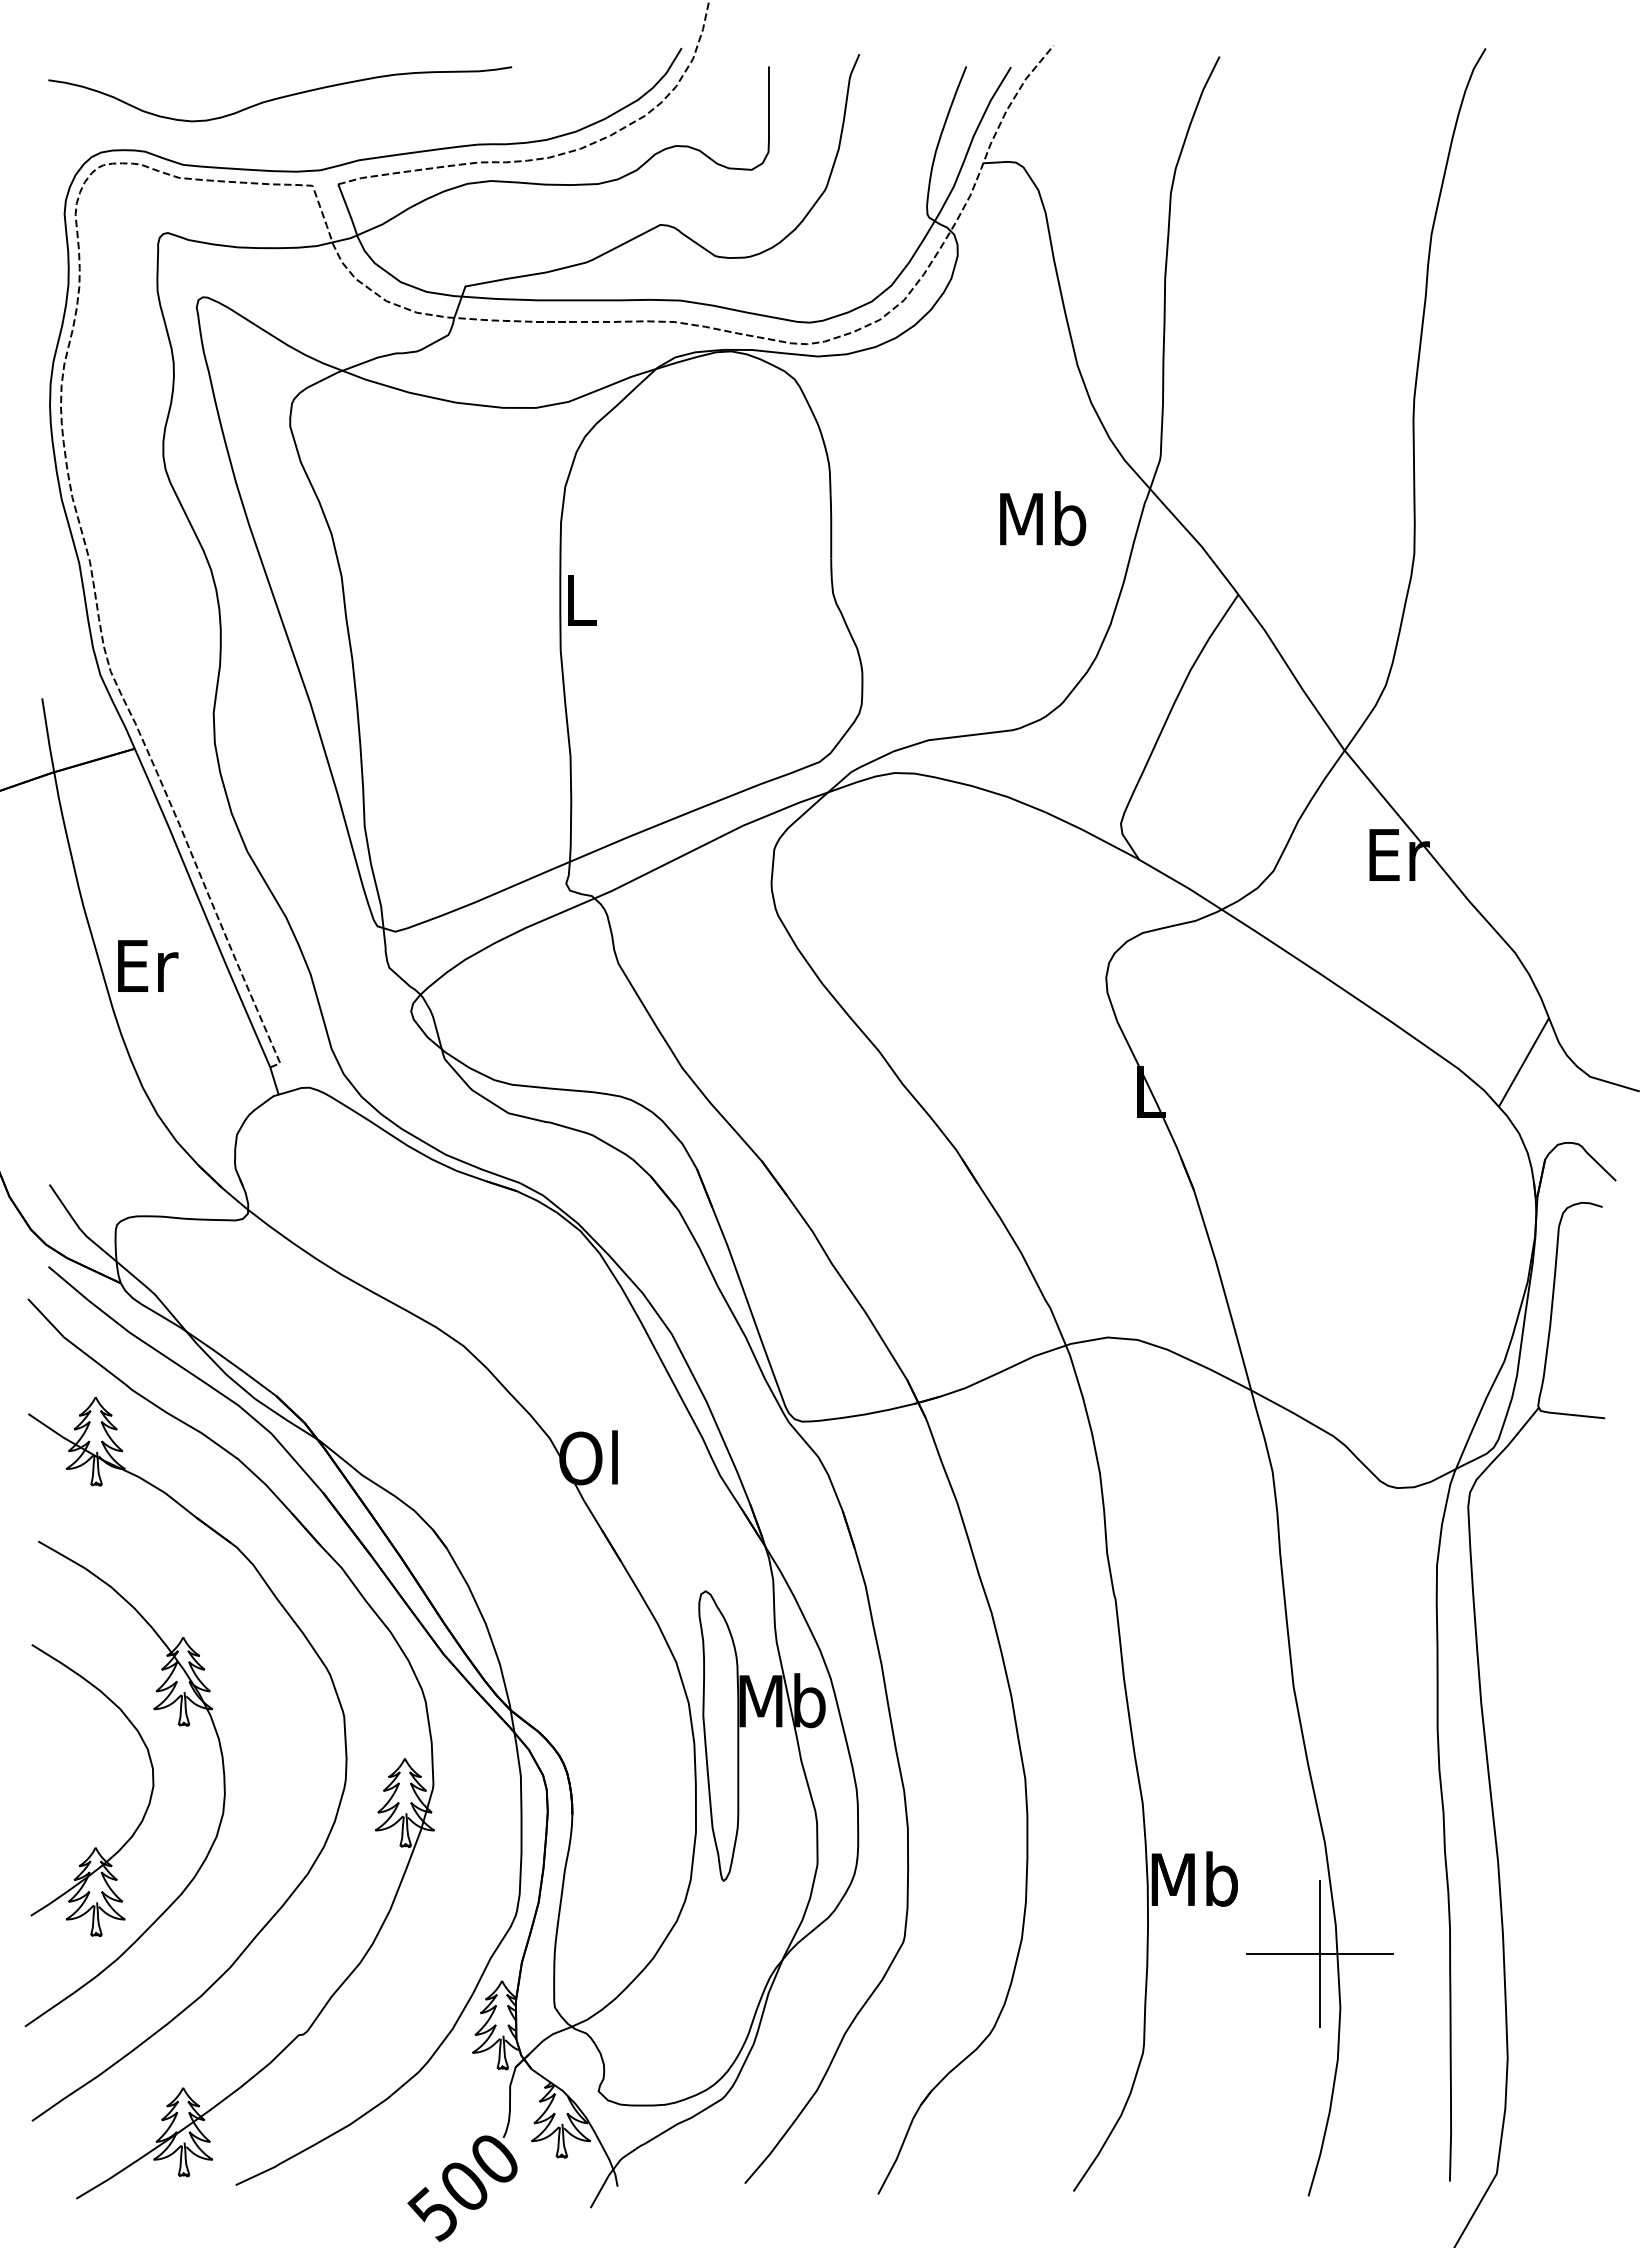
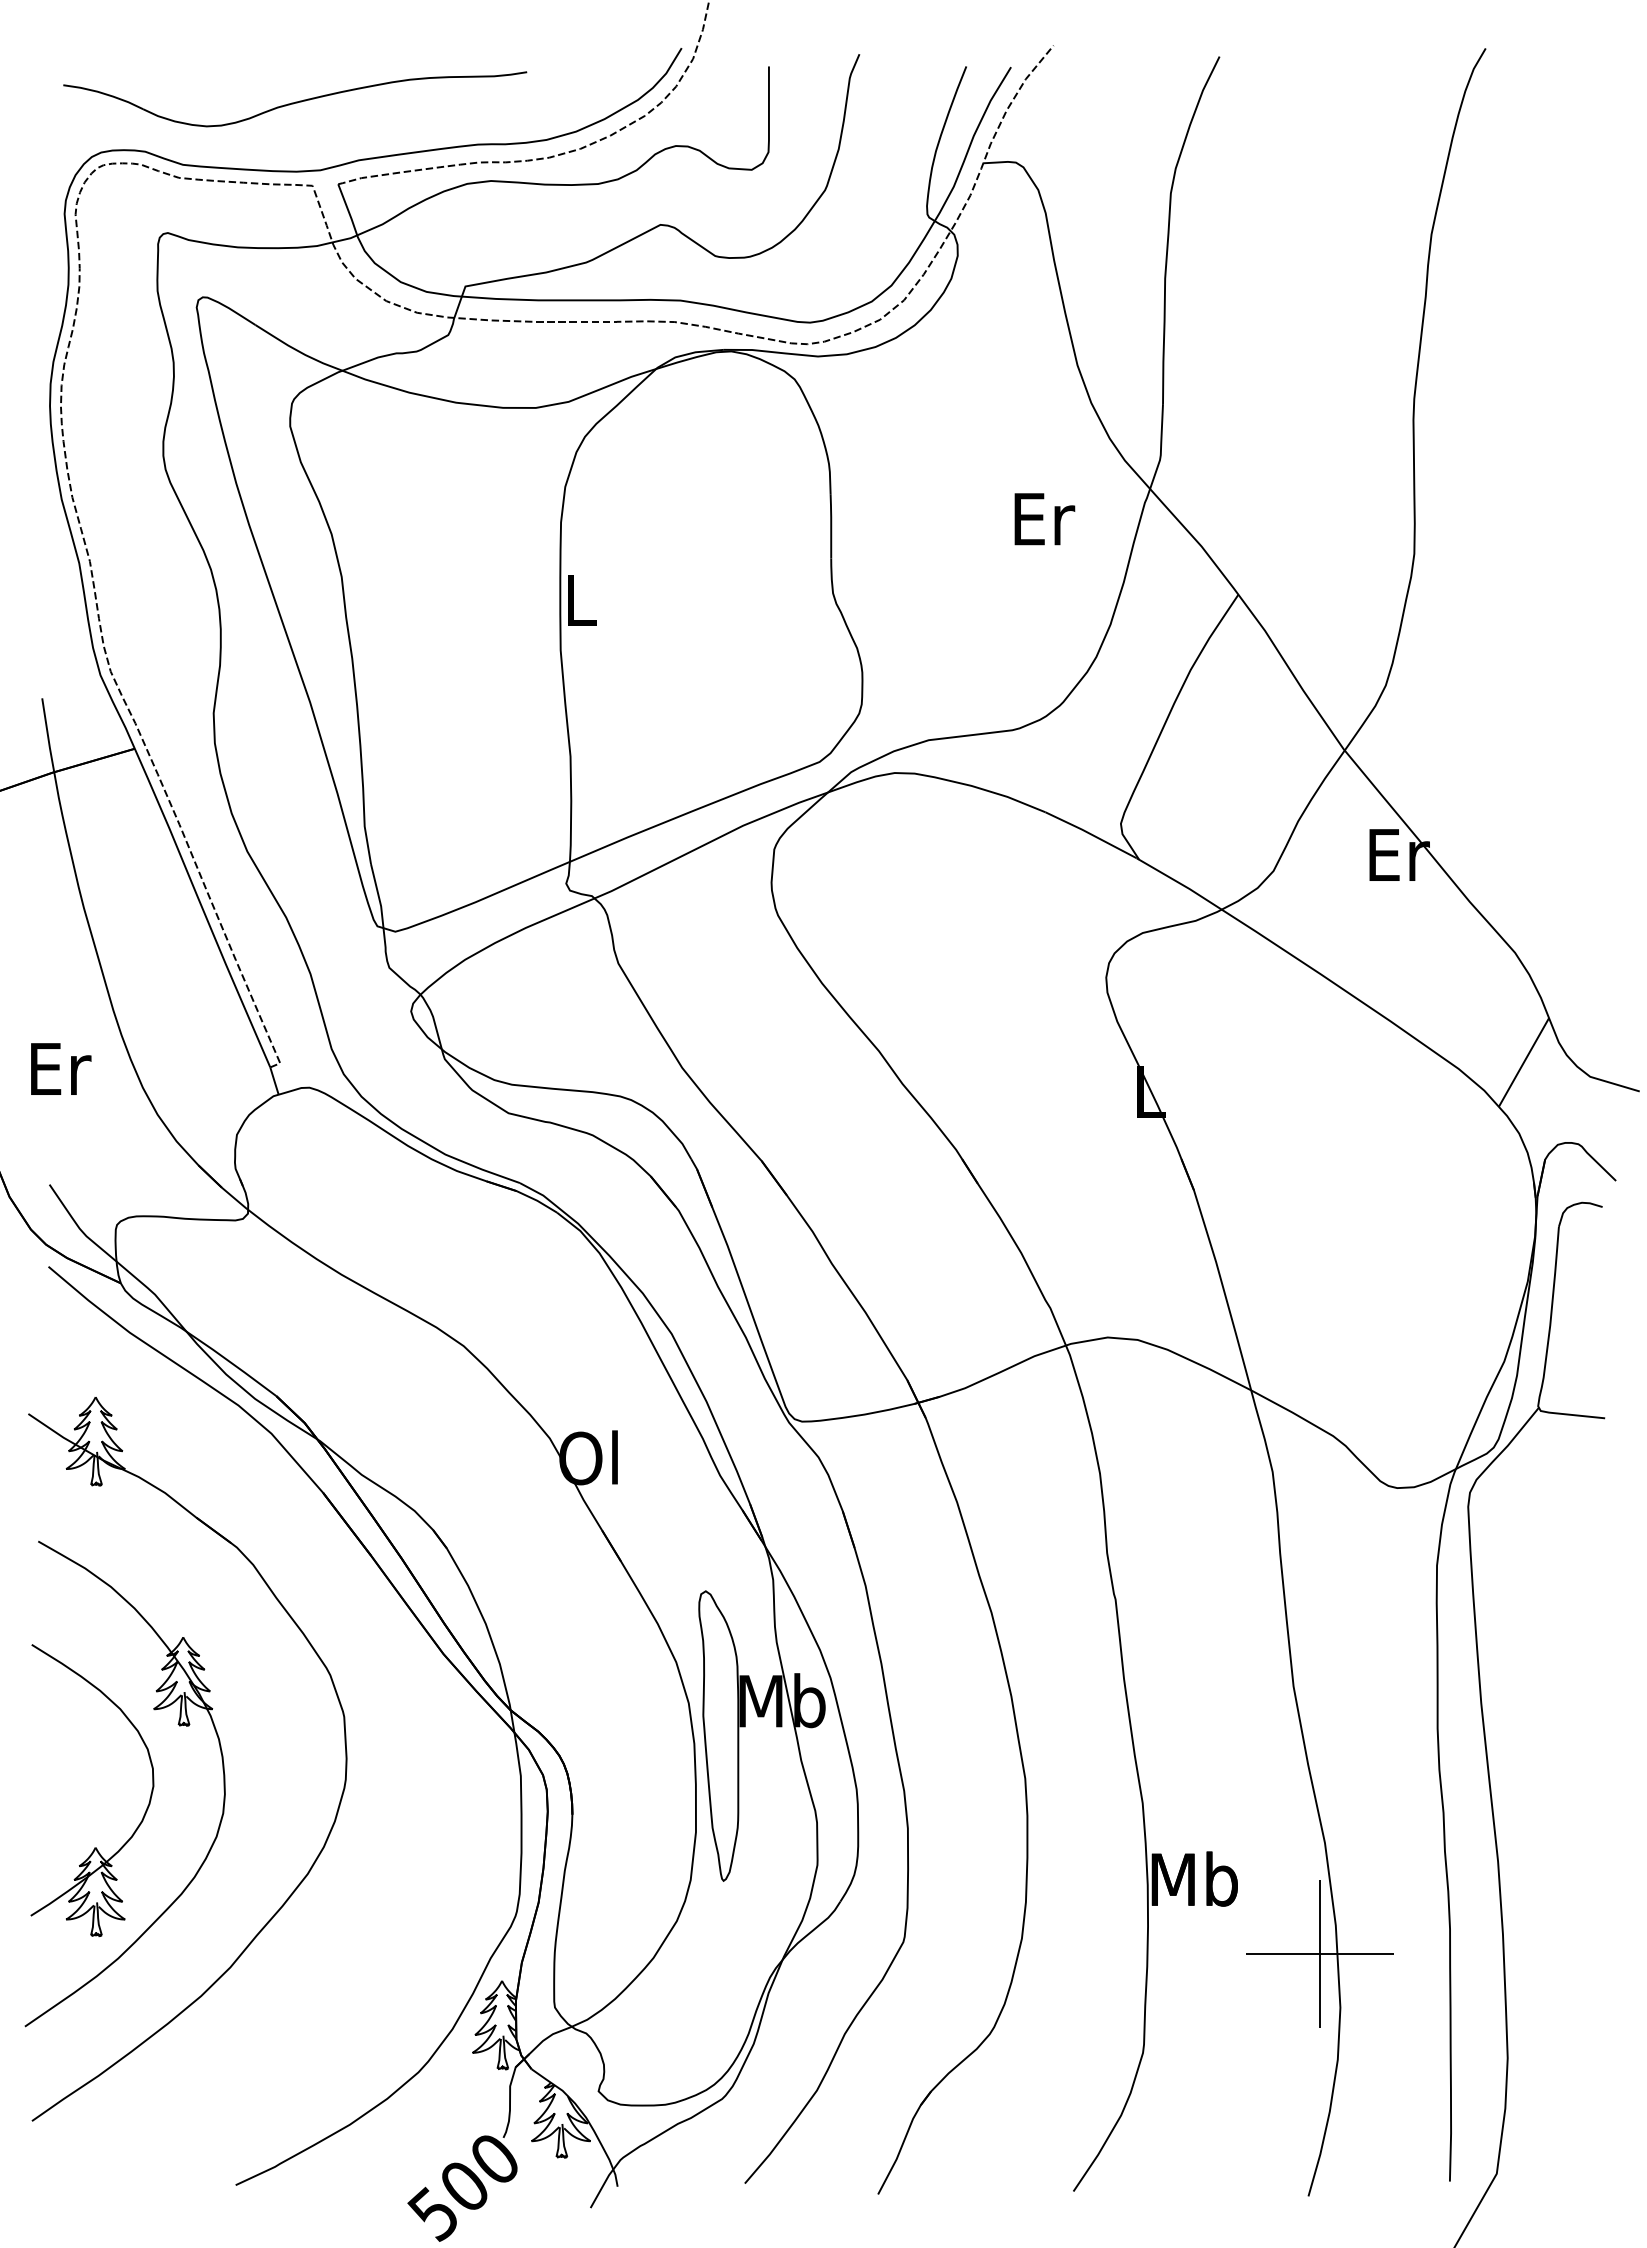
part position: (280, 94) -> (295, 99) (295, 99)
text: Mb -> Er (1043, 518)
text position: (148, 965) -> (61, 1068) (61, 1068)
part: present -> none (383, 1789)
